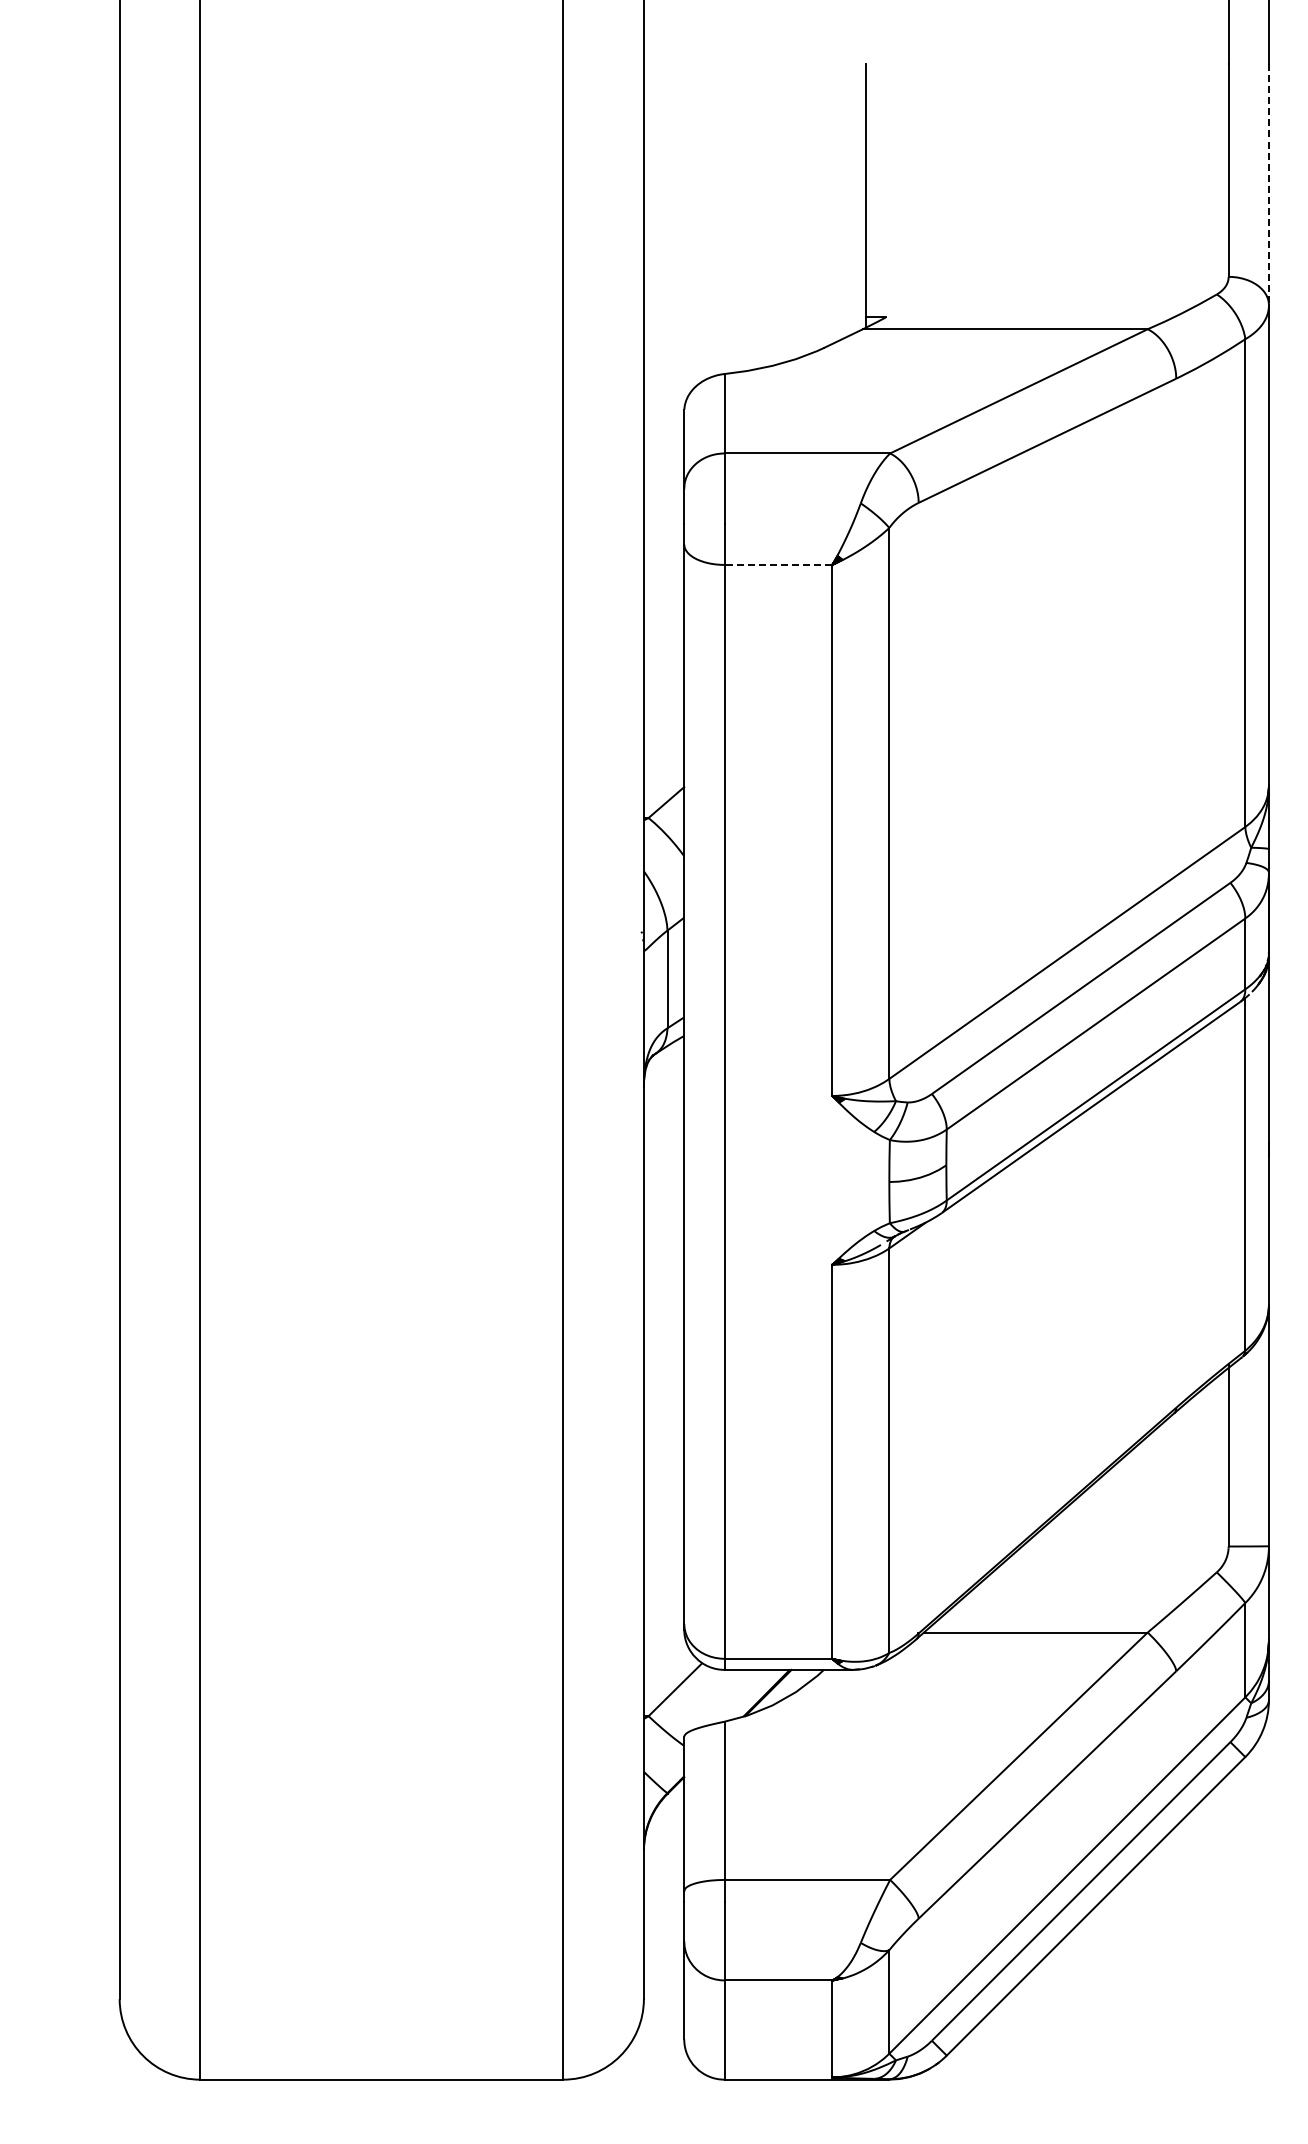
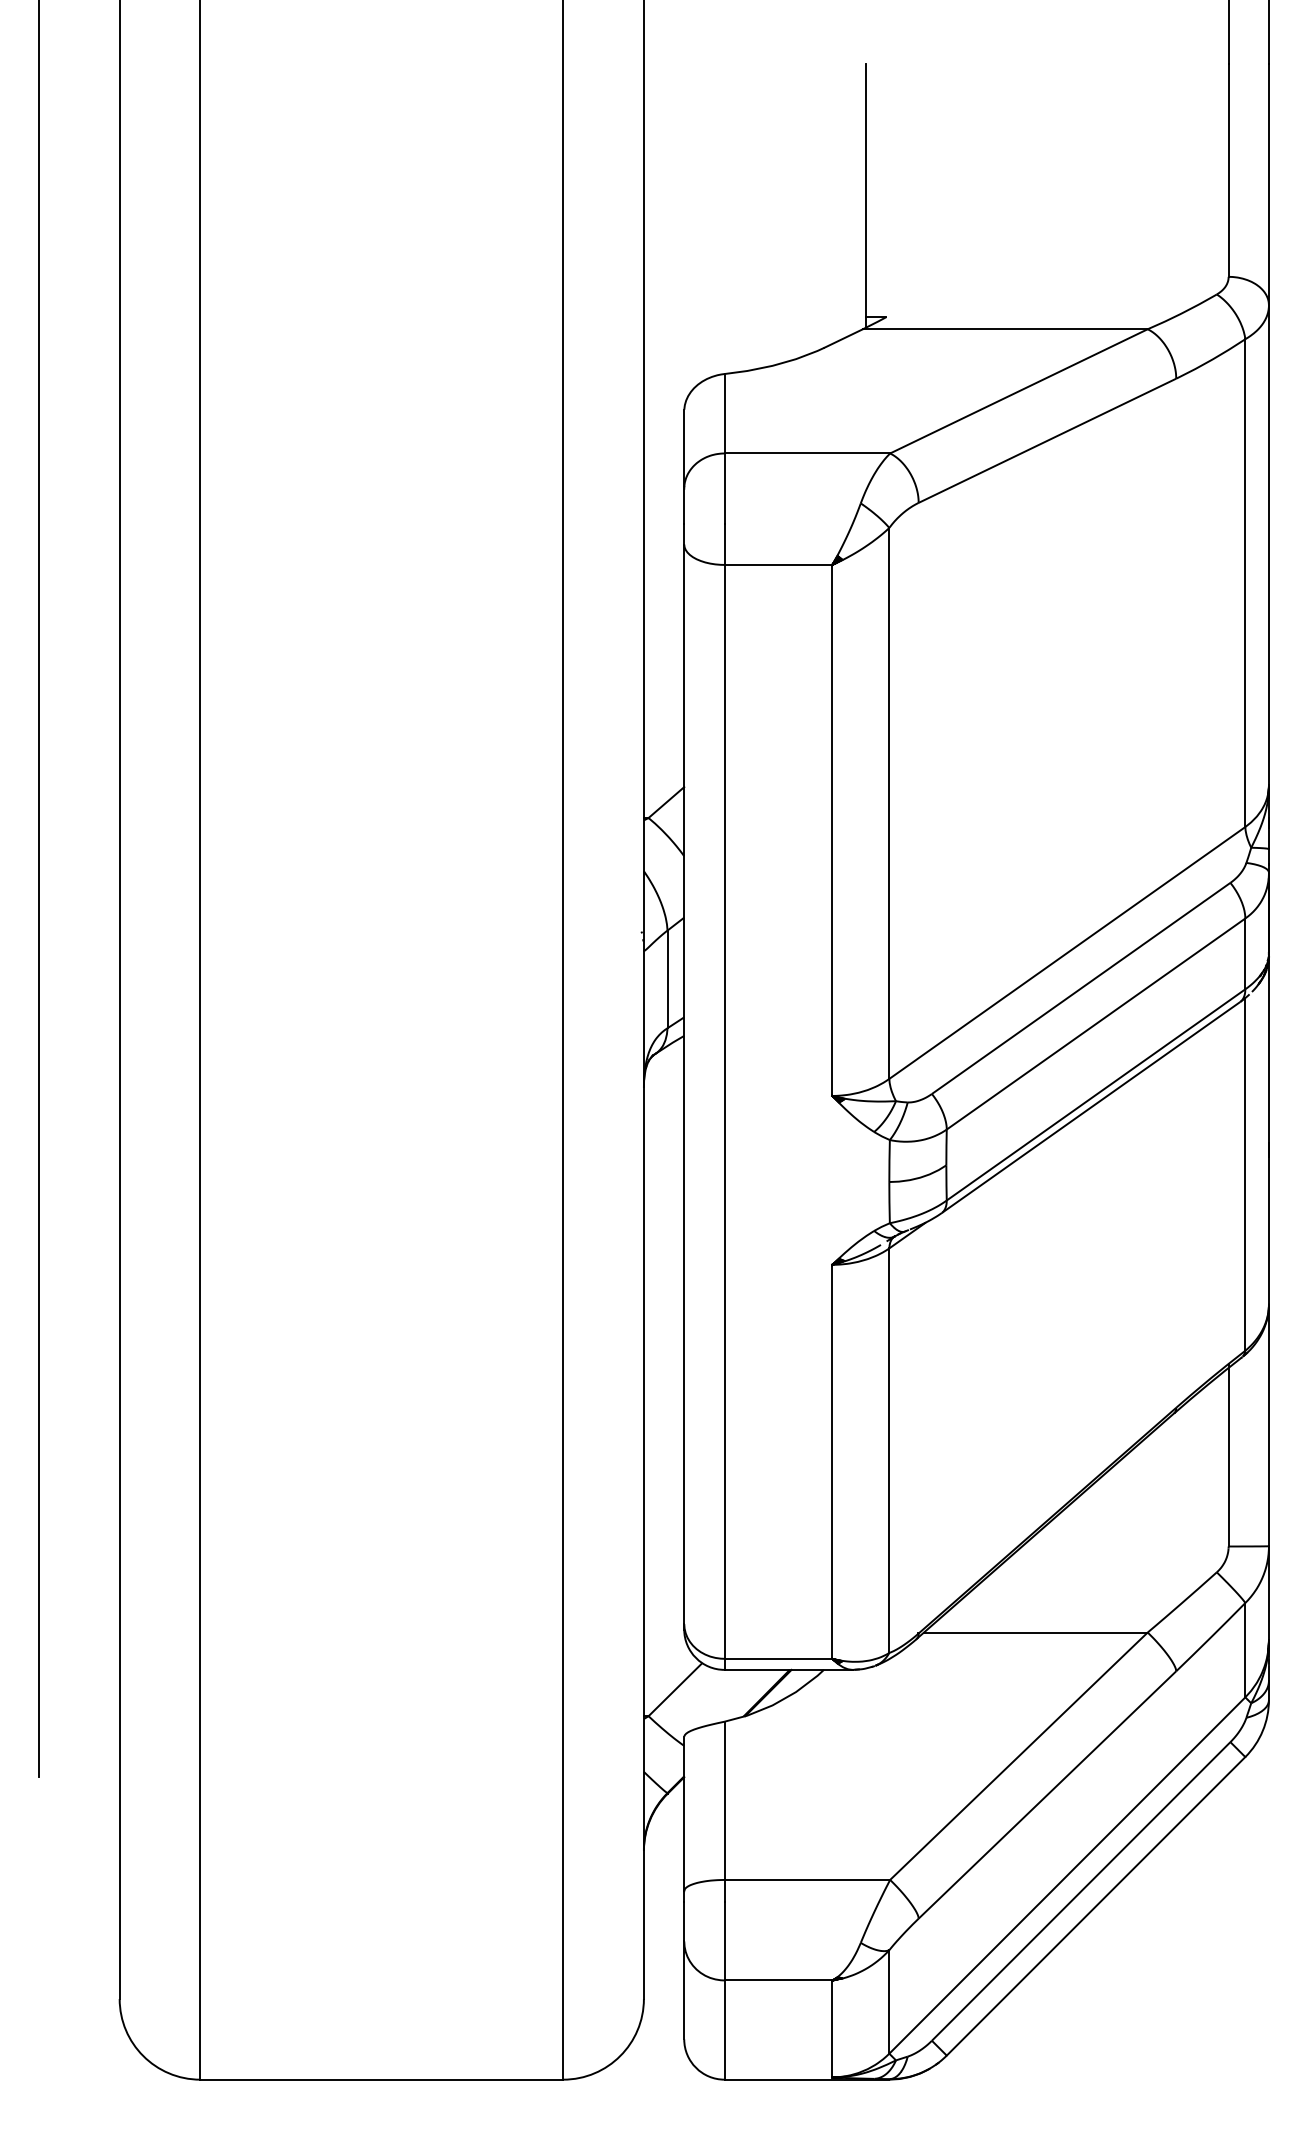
line: dashed -> solid (1268, 185)
line: dashed -> solid (778, 564)
line: none -> present (39, 889)
